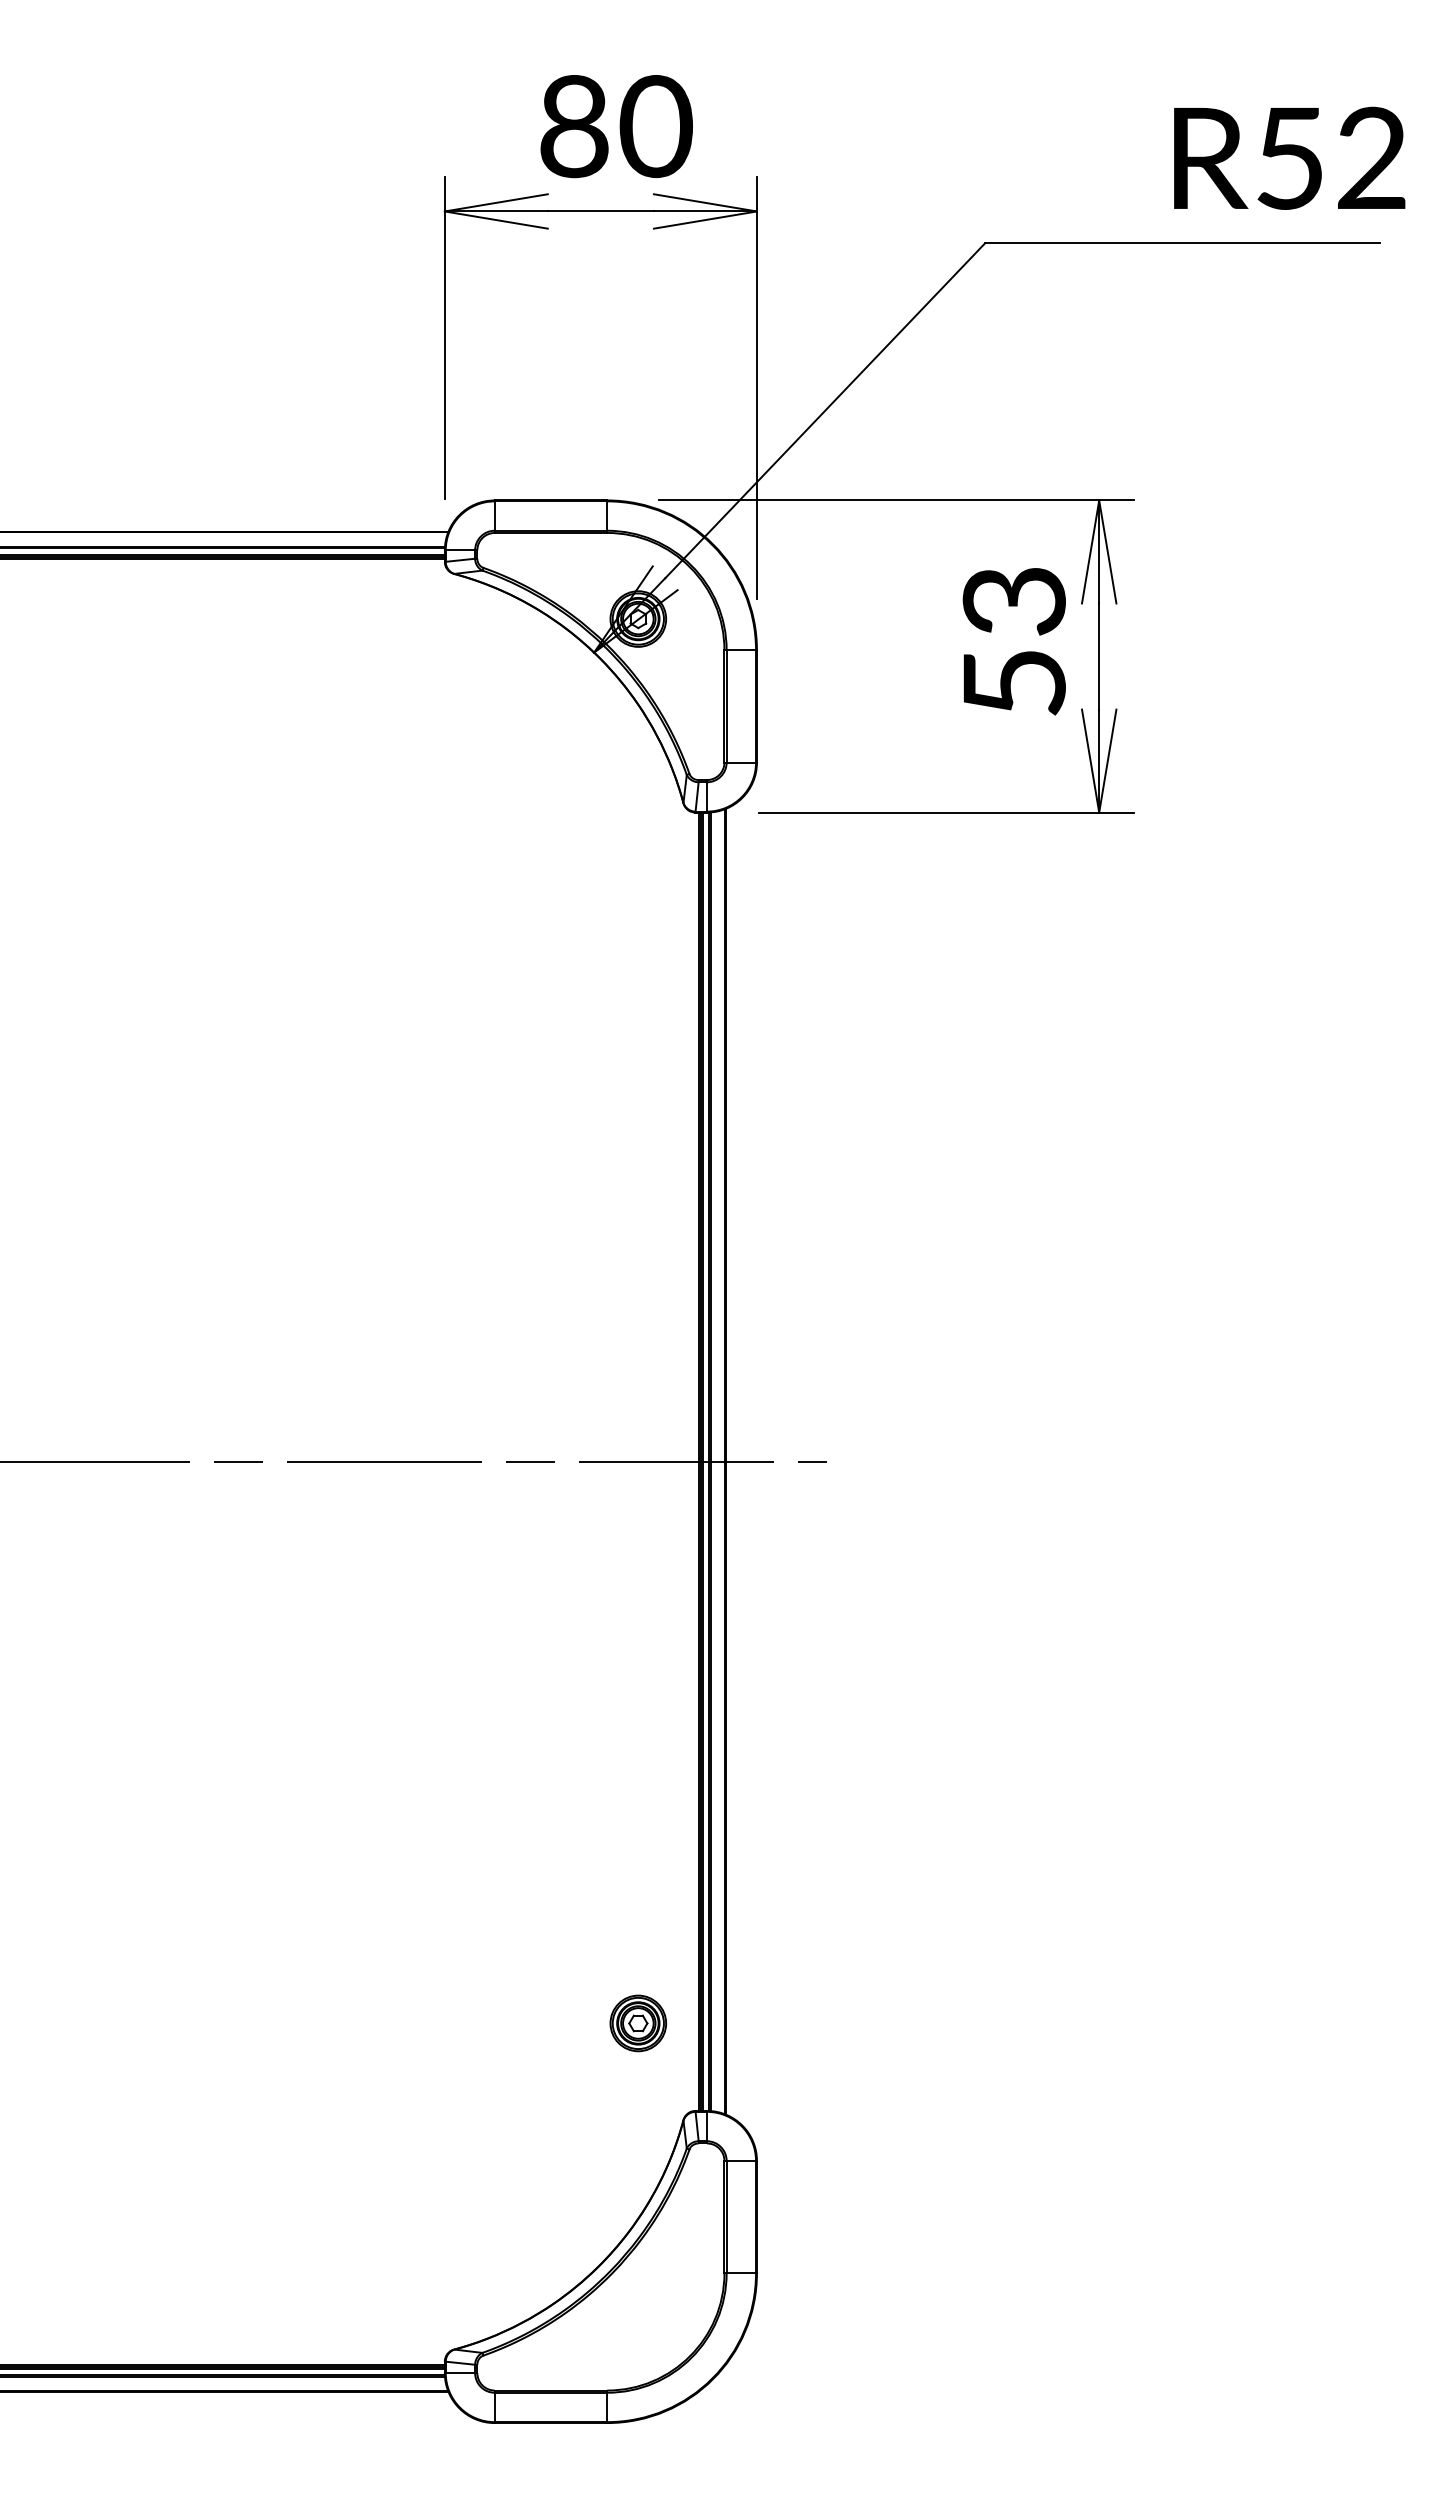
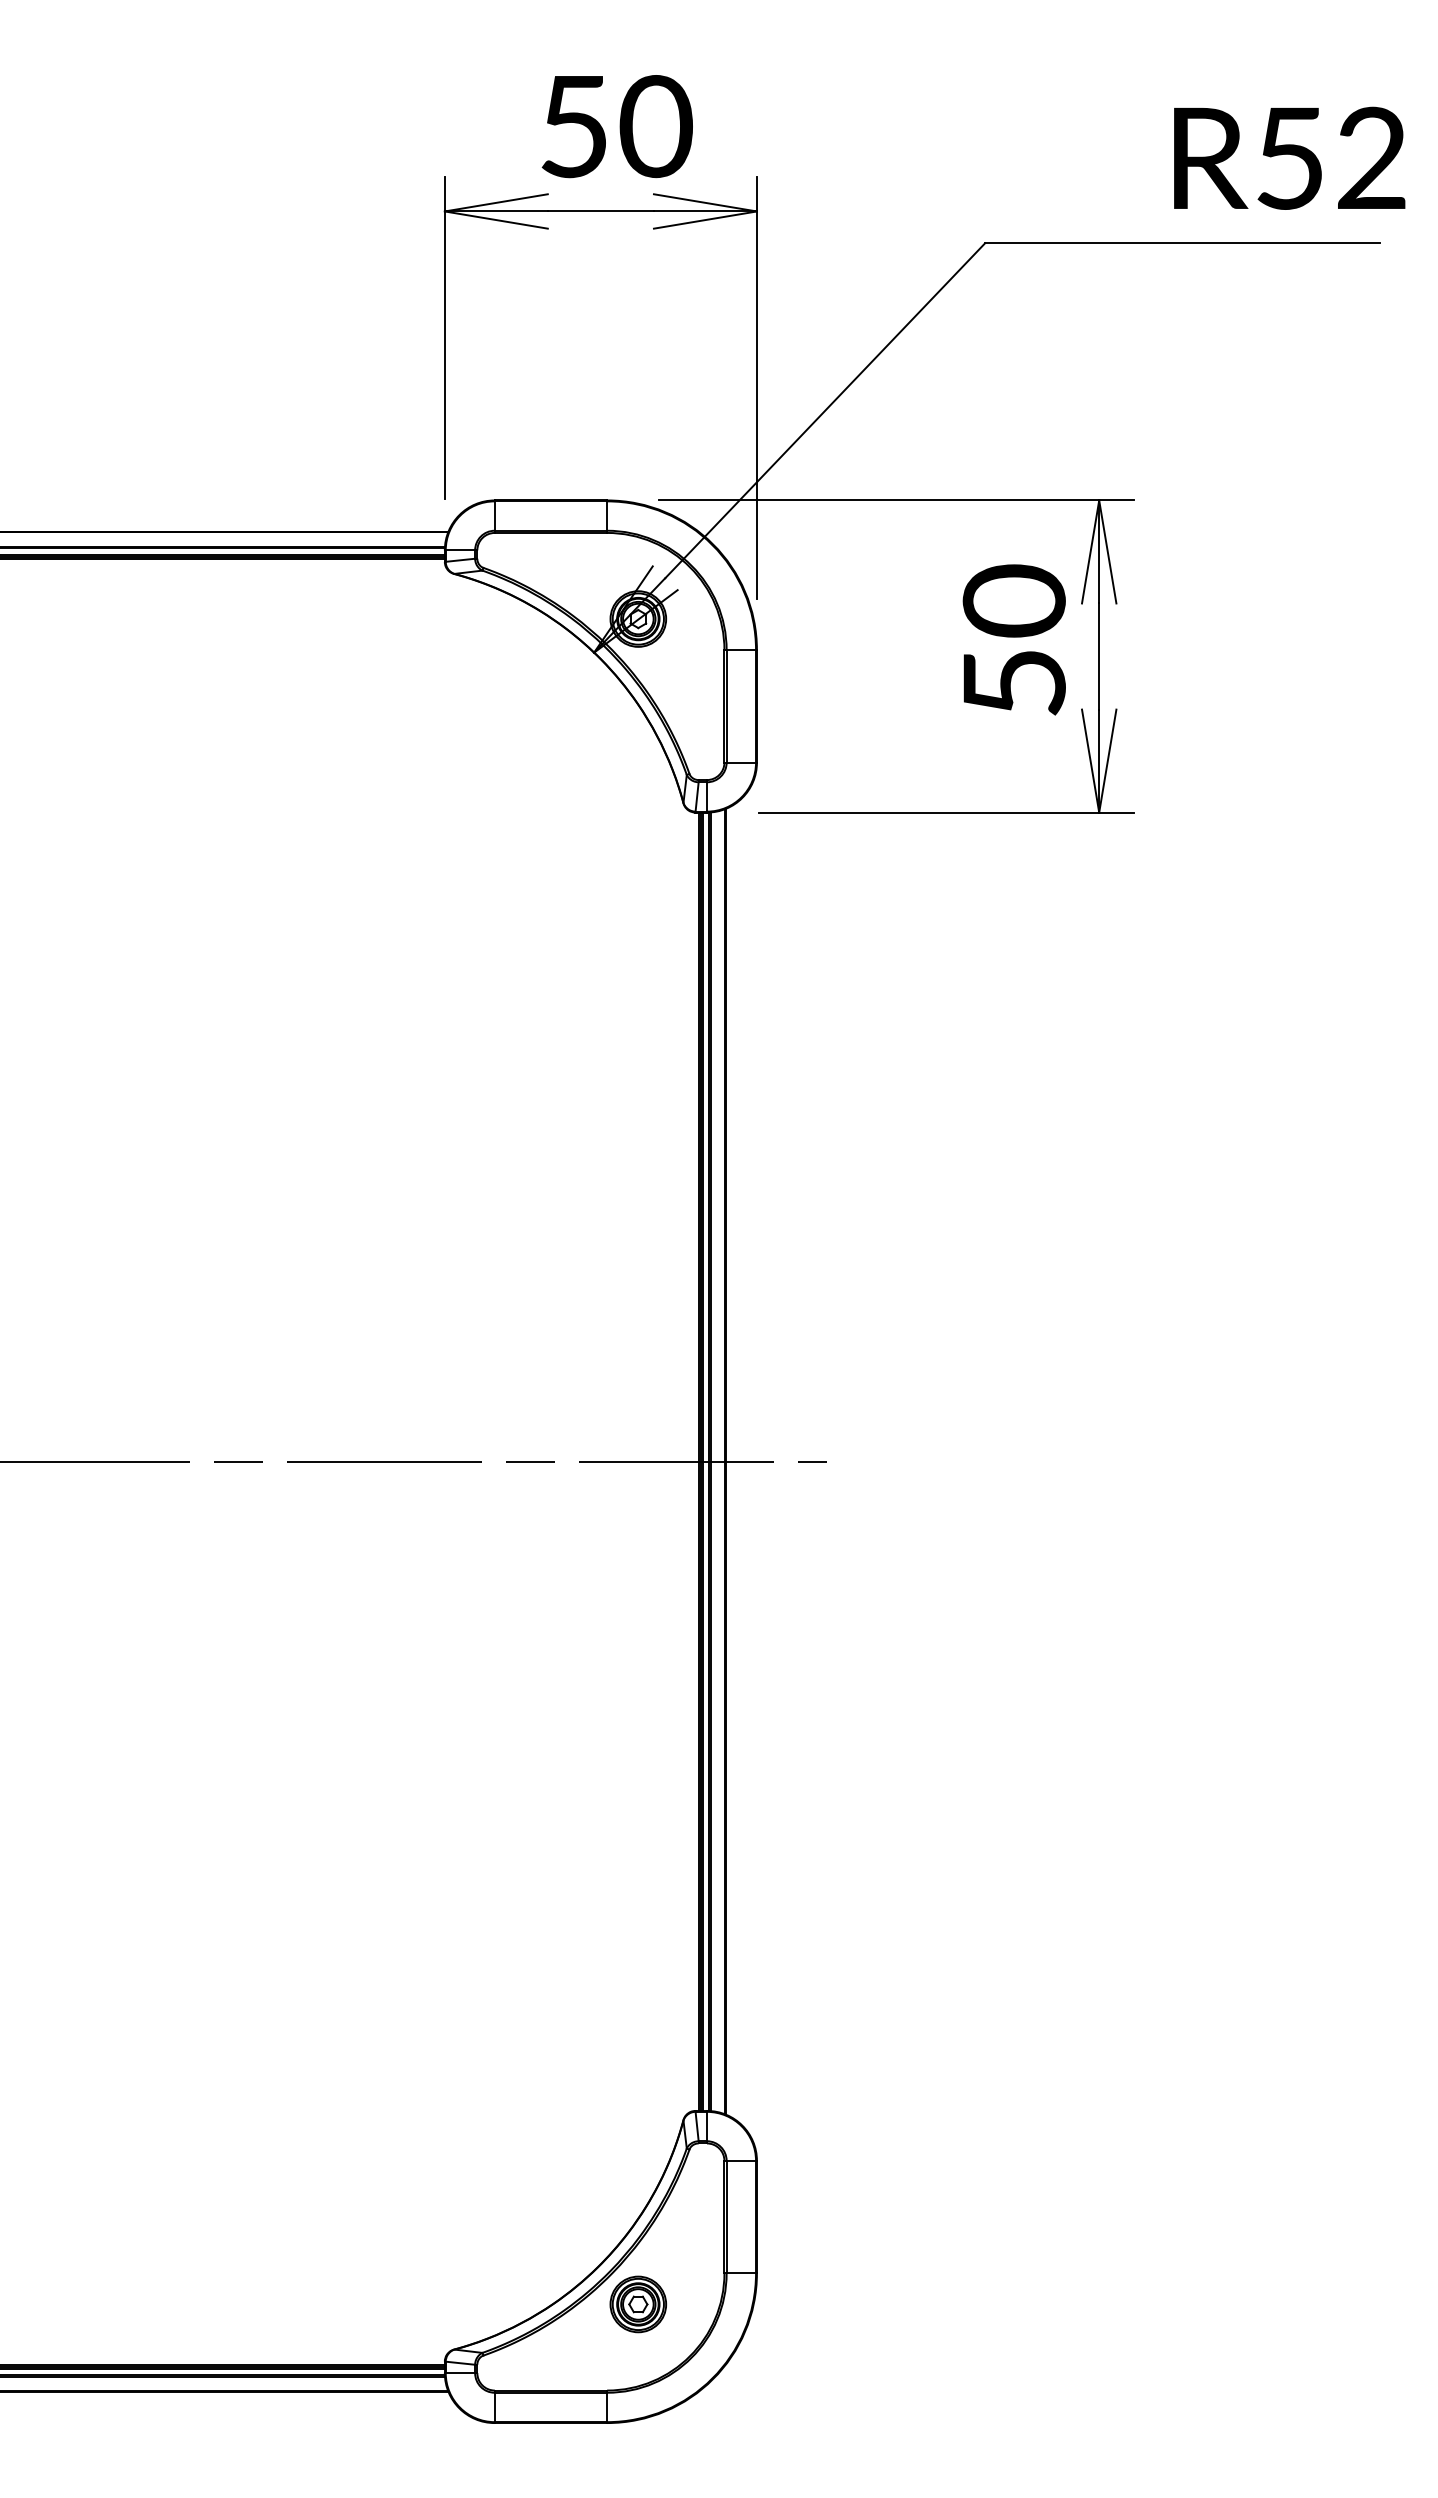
text: 80 -> 50 (574, 126)
text: 53 -> 50 (1013, 600)
part position: (638, 2023) -> (638, 2304) (638, 2304)
